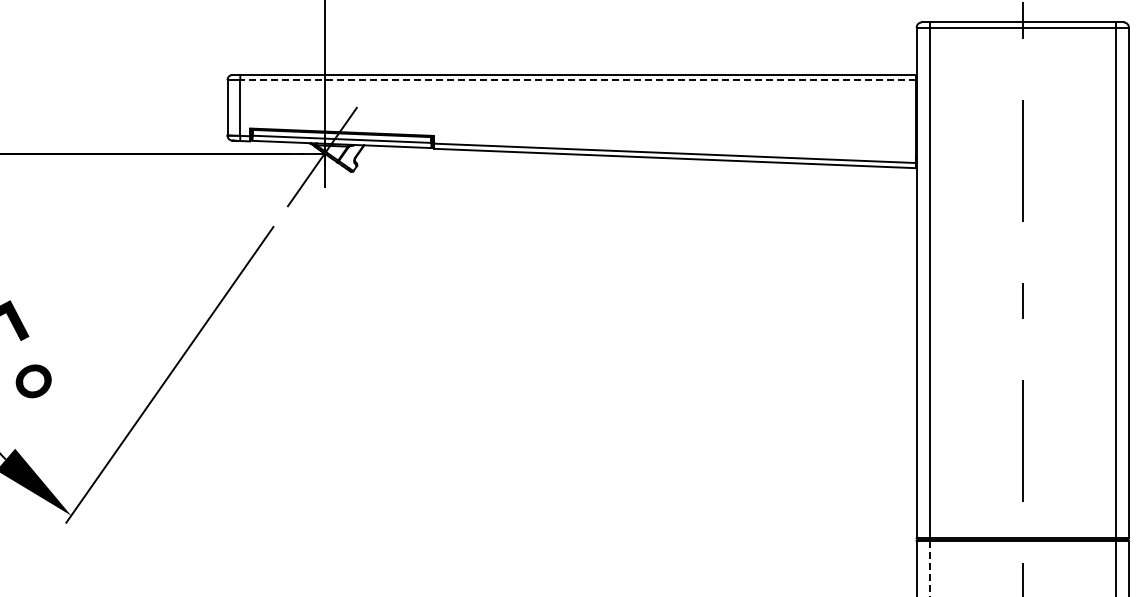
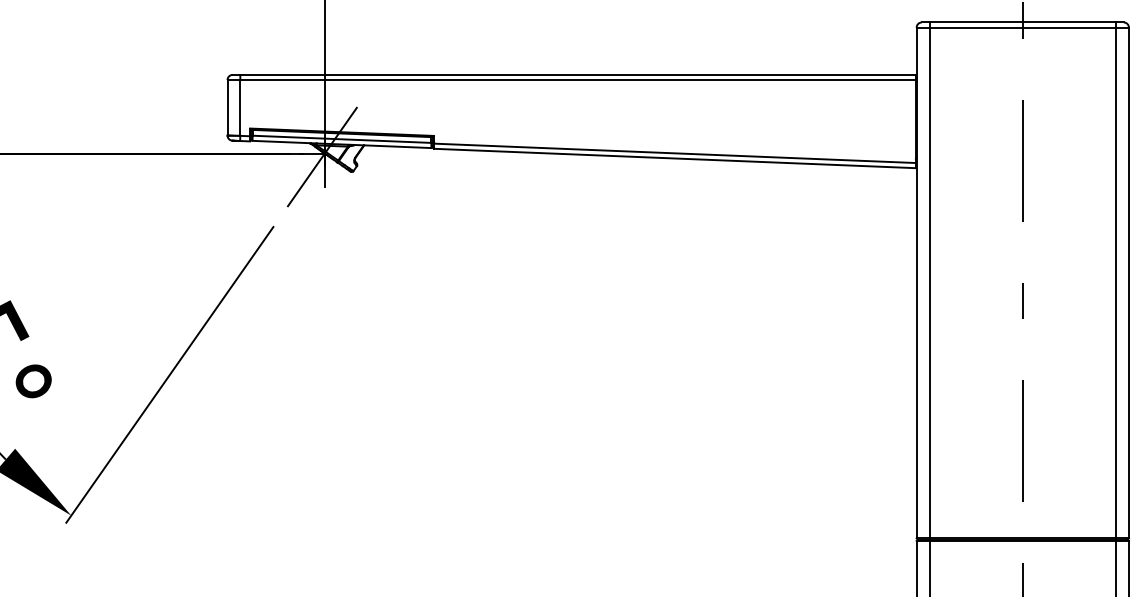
line: dashed -> solid (578, 80)
line: dashed -> solid (929, 568)
